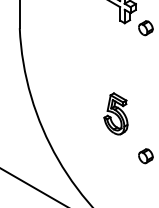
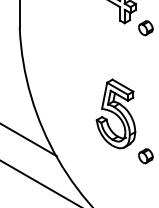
part size: 26x44 px -> 42x72 px (115, 113)
line: none -> present (29, 140)
line position: (32, 186) -> (39, 182) (39, 182)
